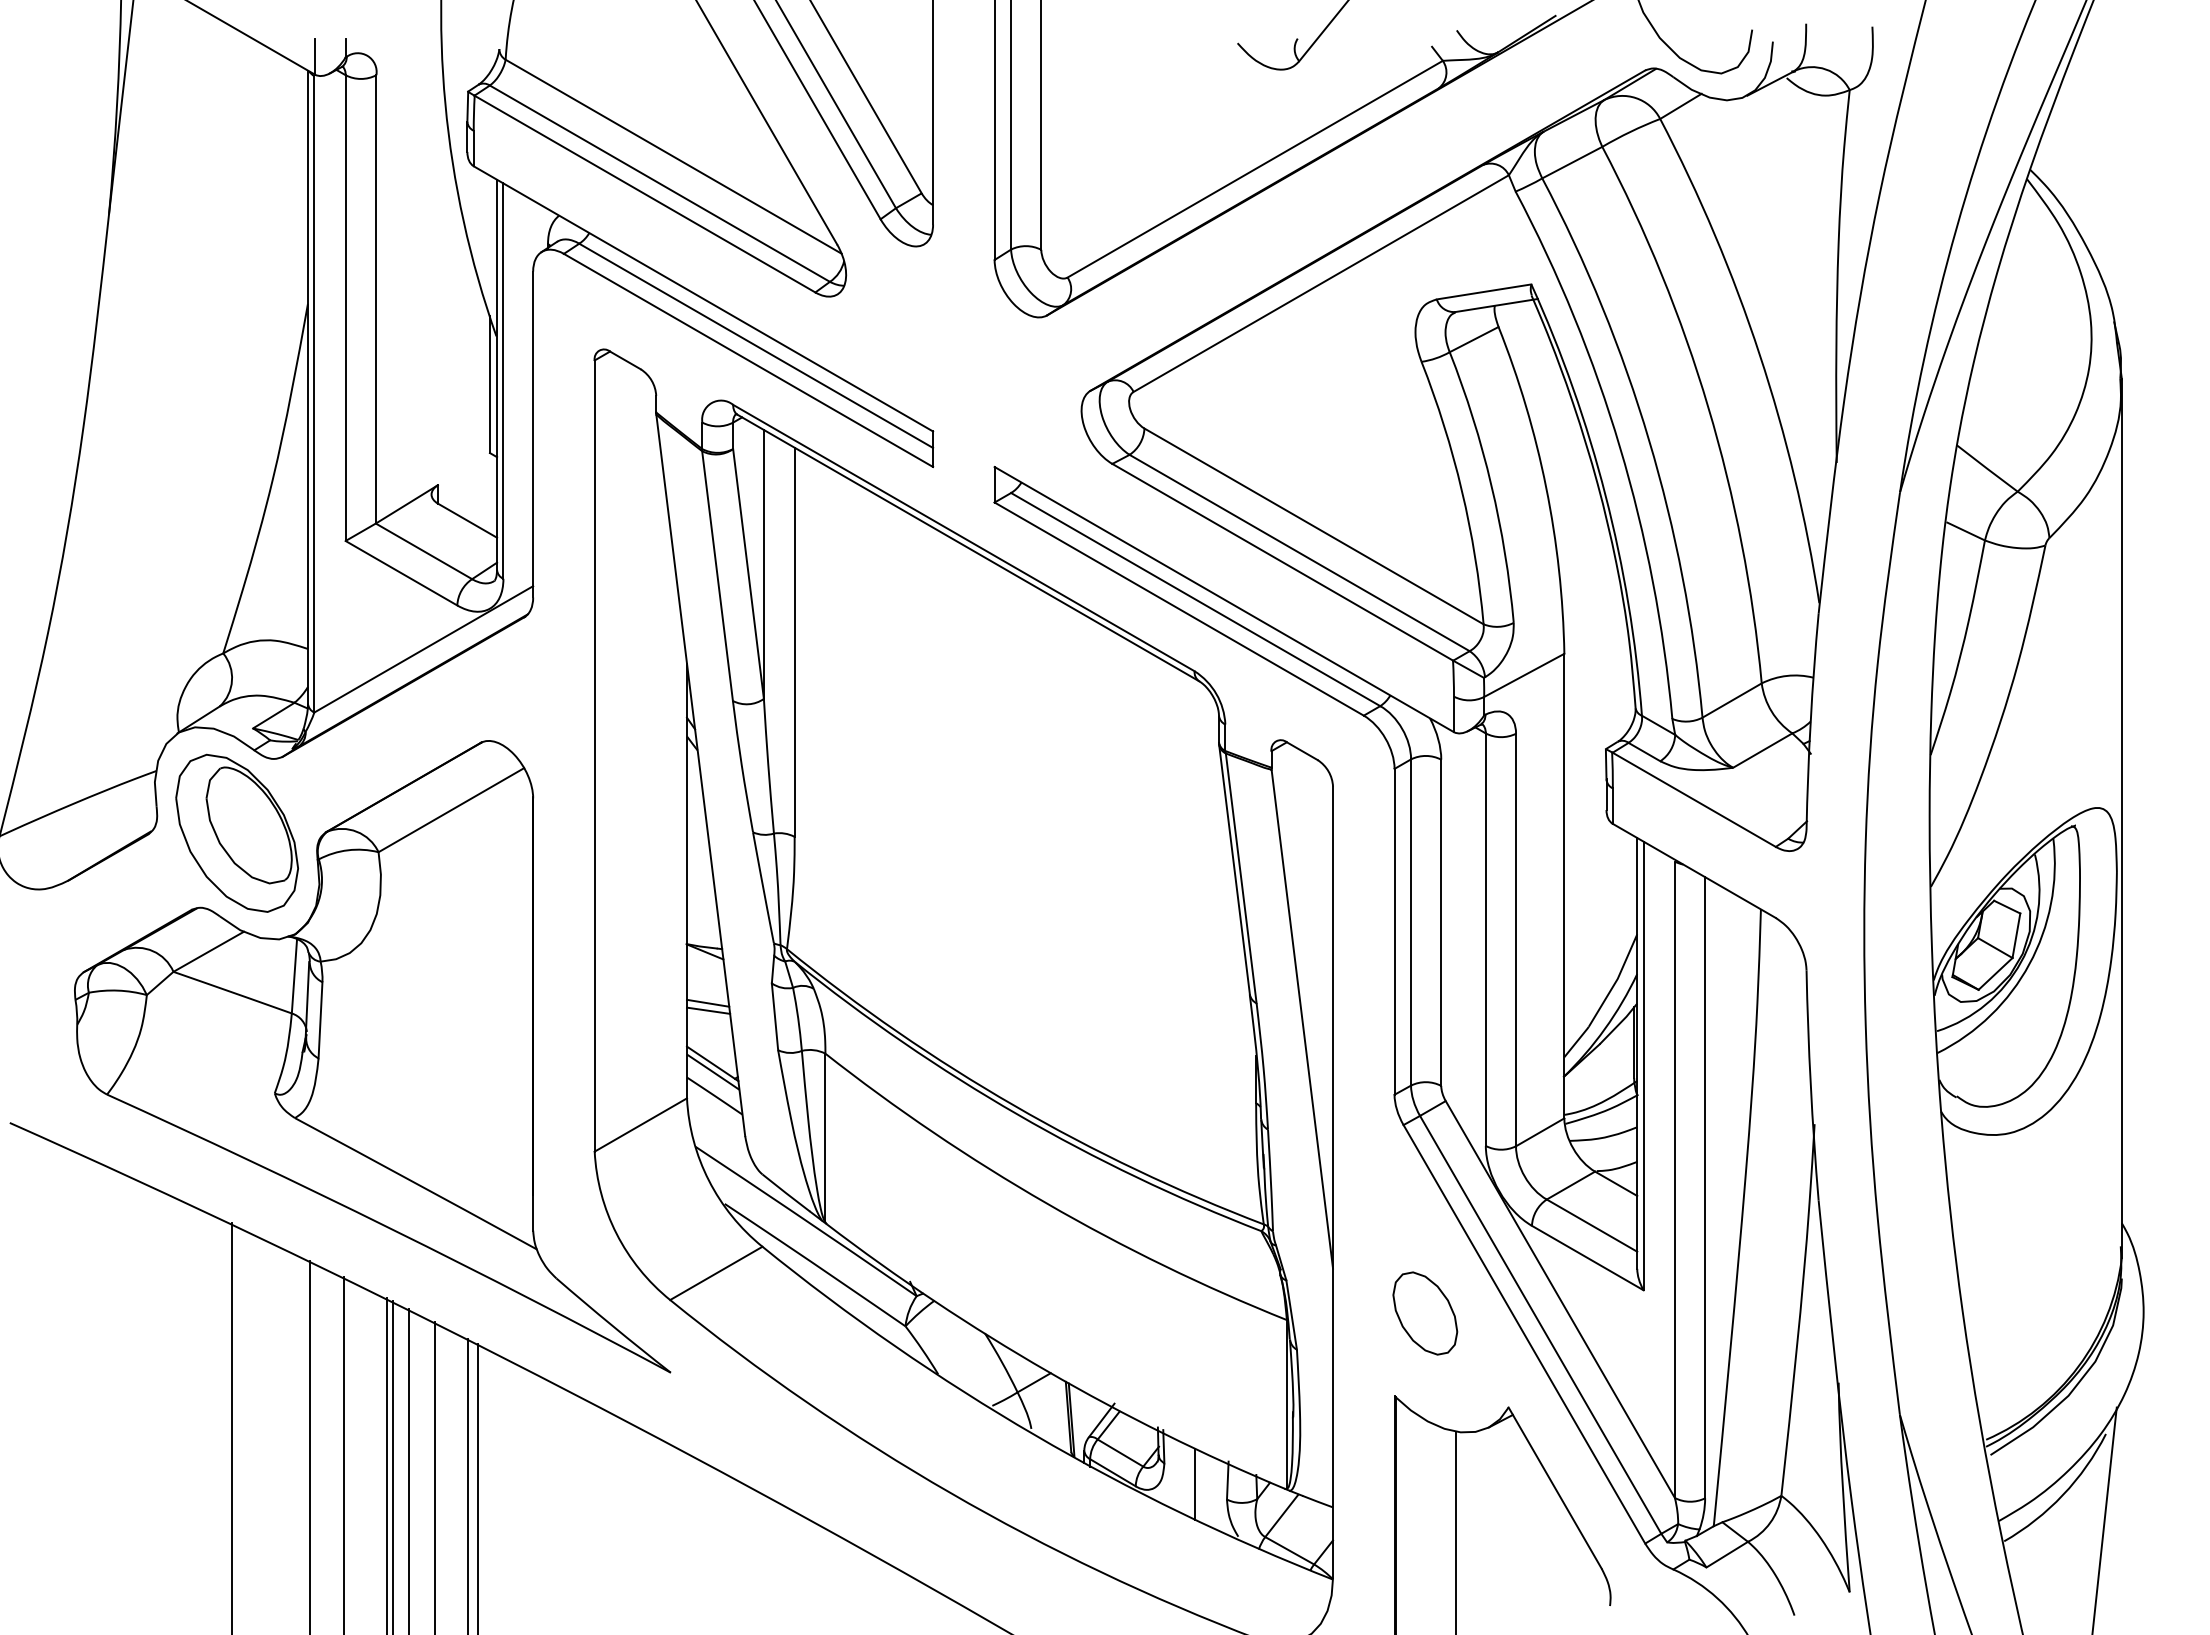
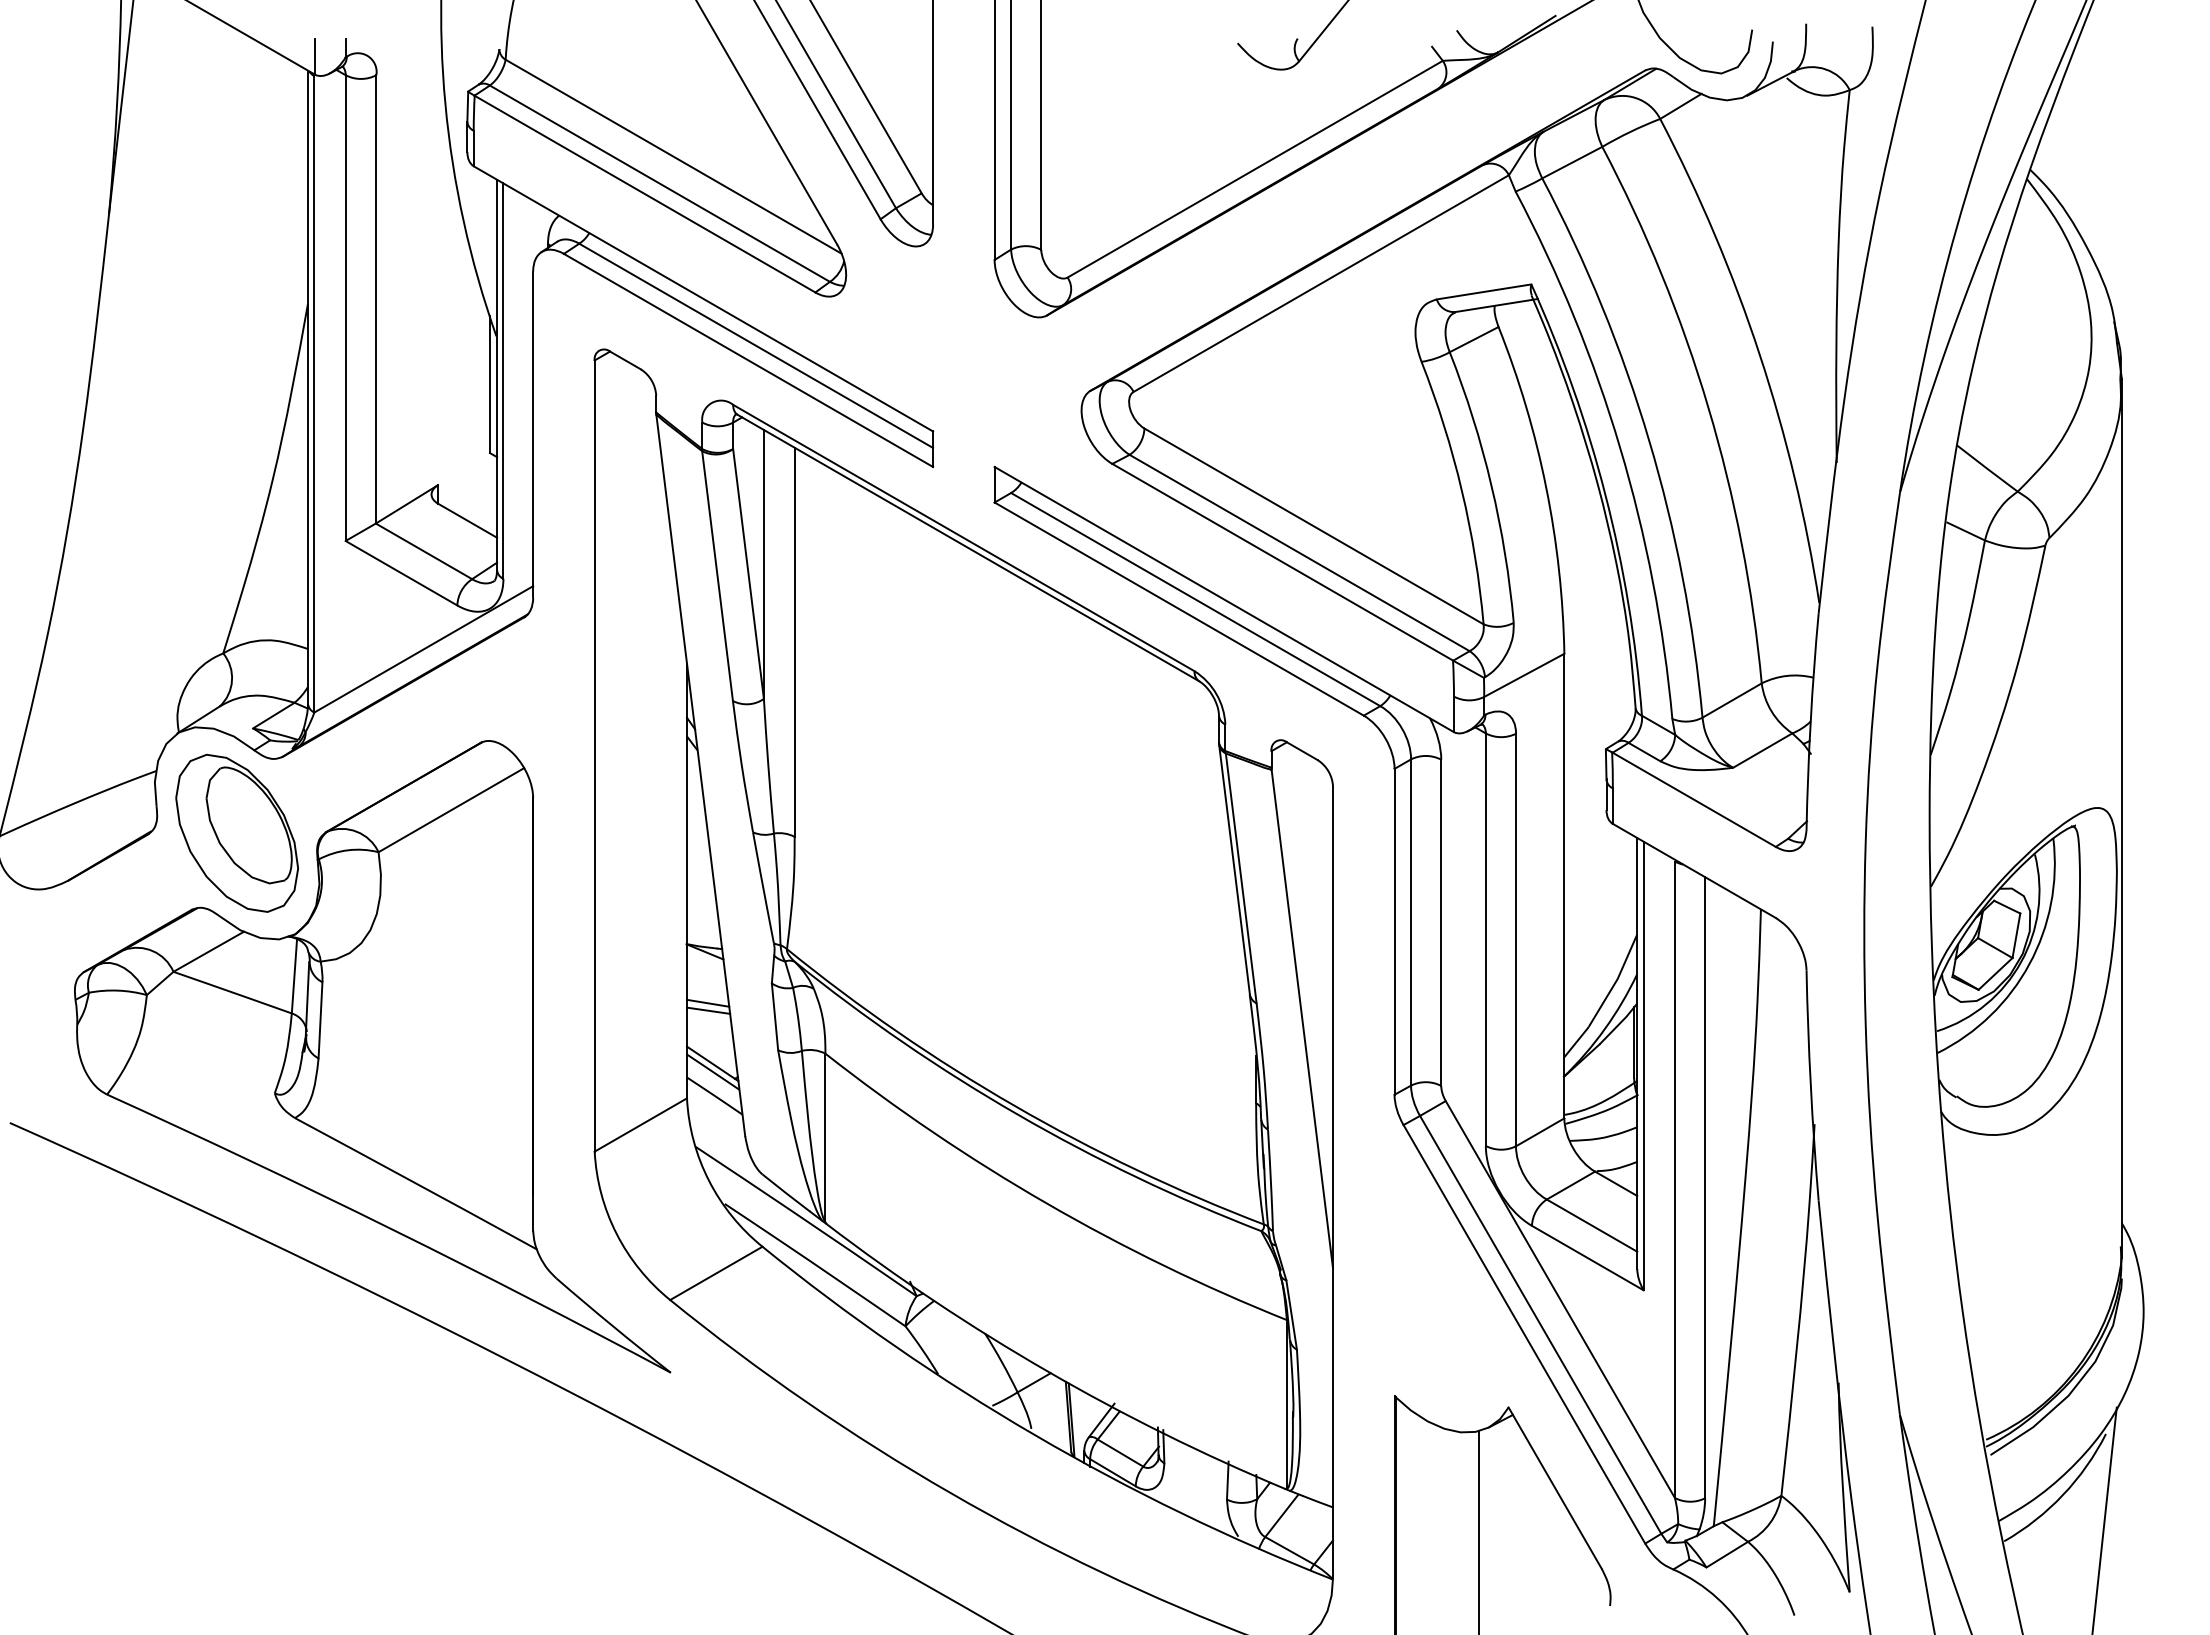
part: present -> none (1425, 1313)
line: present -> none (231, 1427)
line: present -> none (310, 1445)
line: present -> none (344, 1454)
line: present -> none (386, 1464)
line: present -> none (393, 1466)
line: present -> none (409, 1469)
line: present -> none (435, 1476)
line: present -> none (468, 1484)
line: present -> none (1194, 1484)
line: present -> none (478, 1487)
line position: (1456, 1531) -> (1479, 1531) (1479, 1531)
